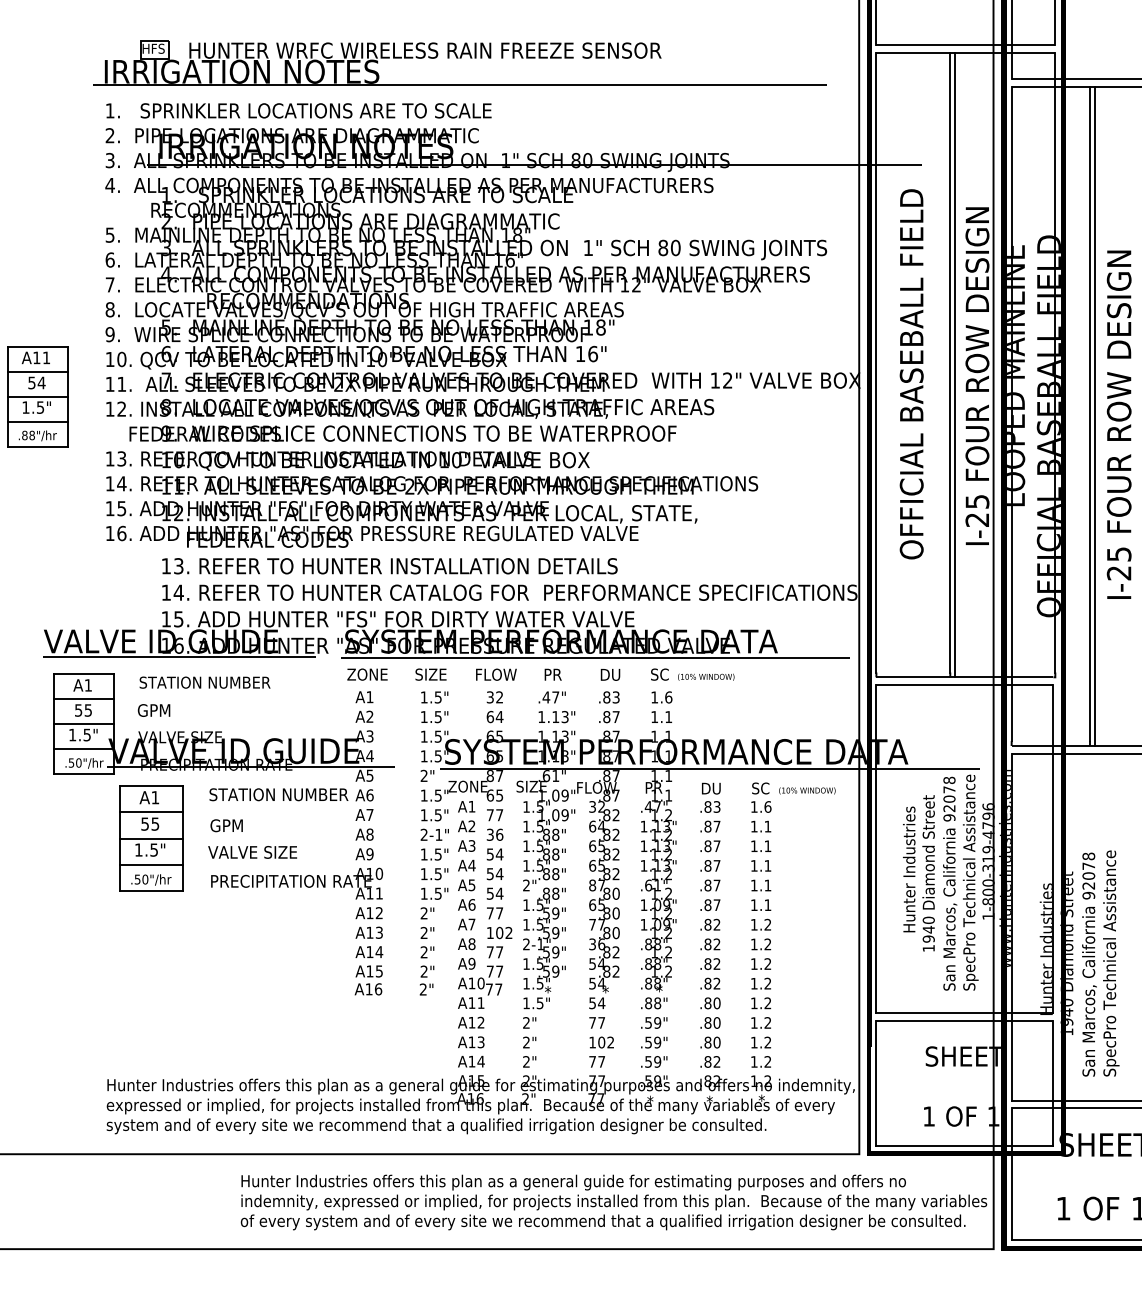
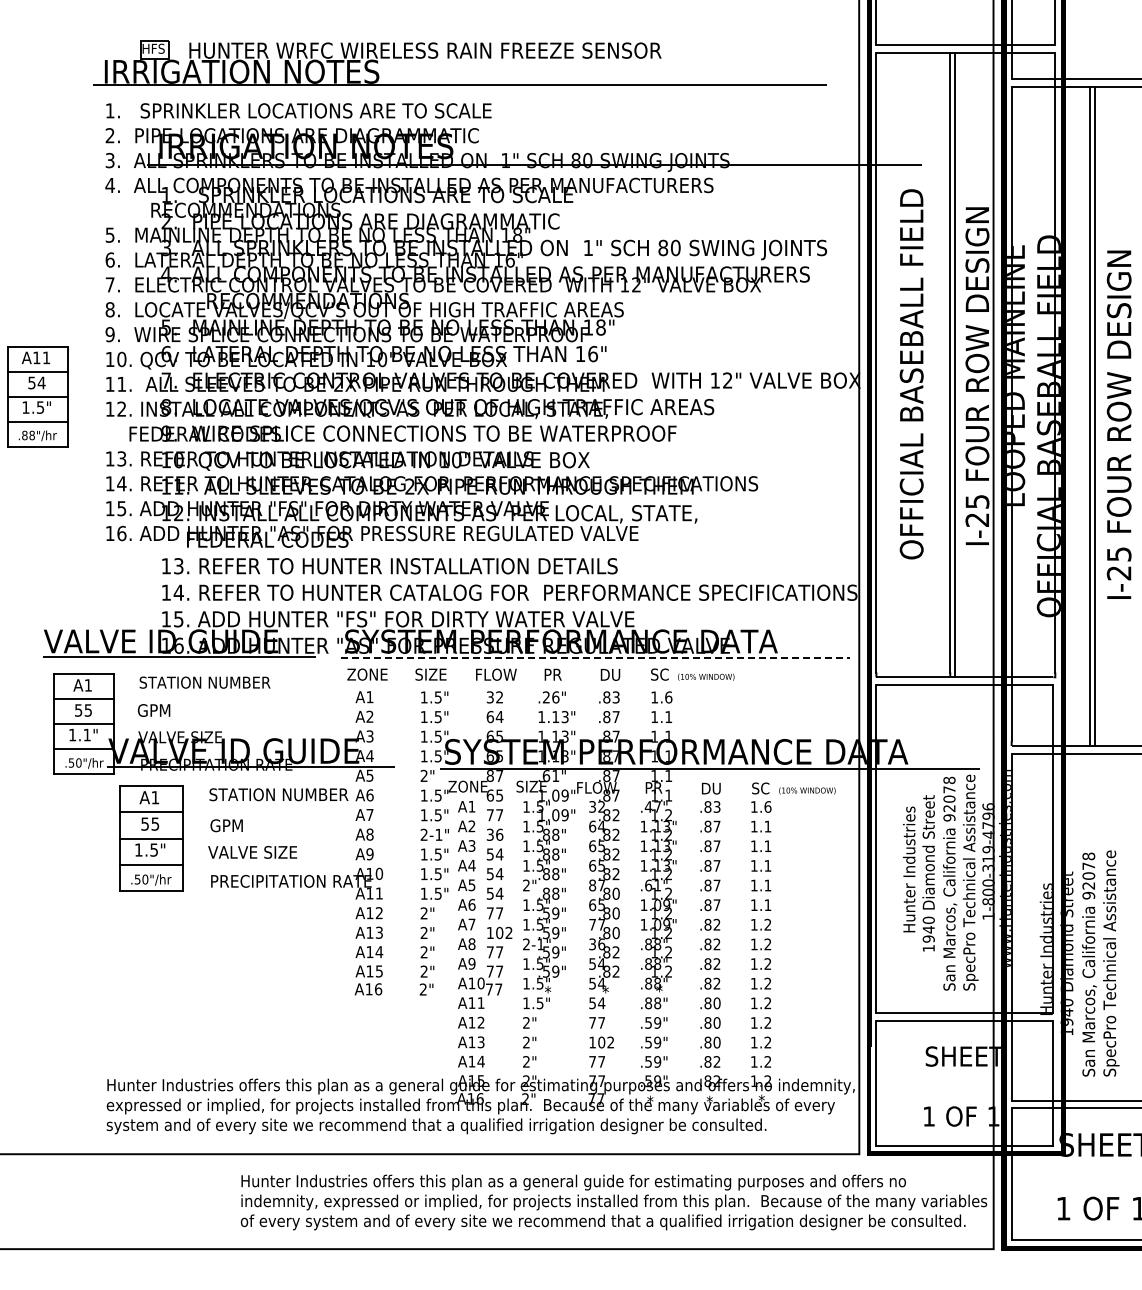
line: solid -> dashed (595, 657)
text: .47" -> .26" (550, 697)
text: 1.5" -> 1.1" (86, 734)
